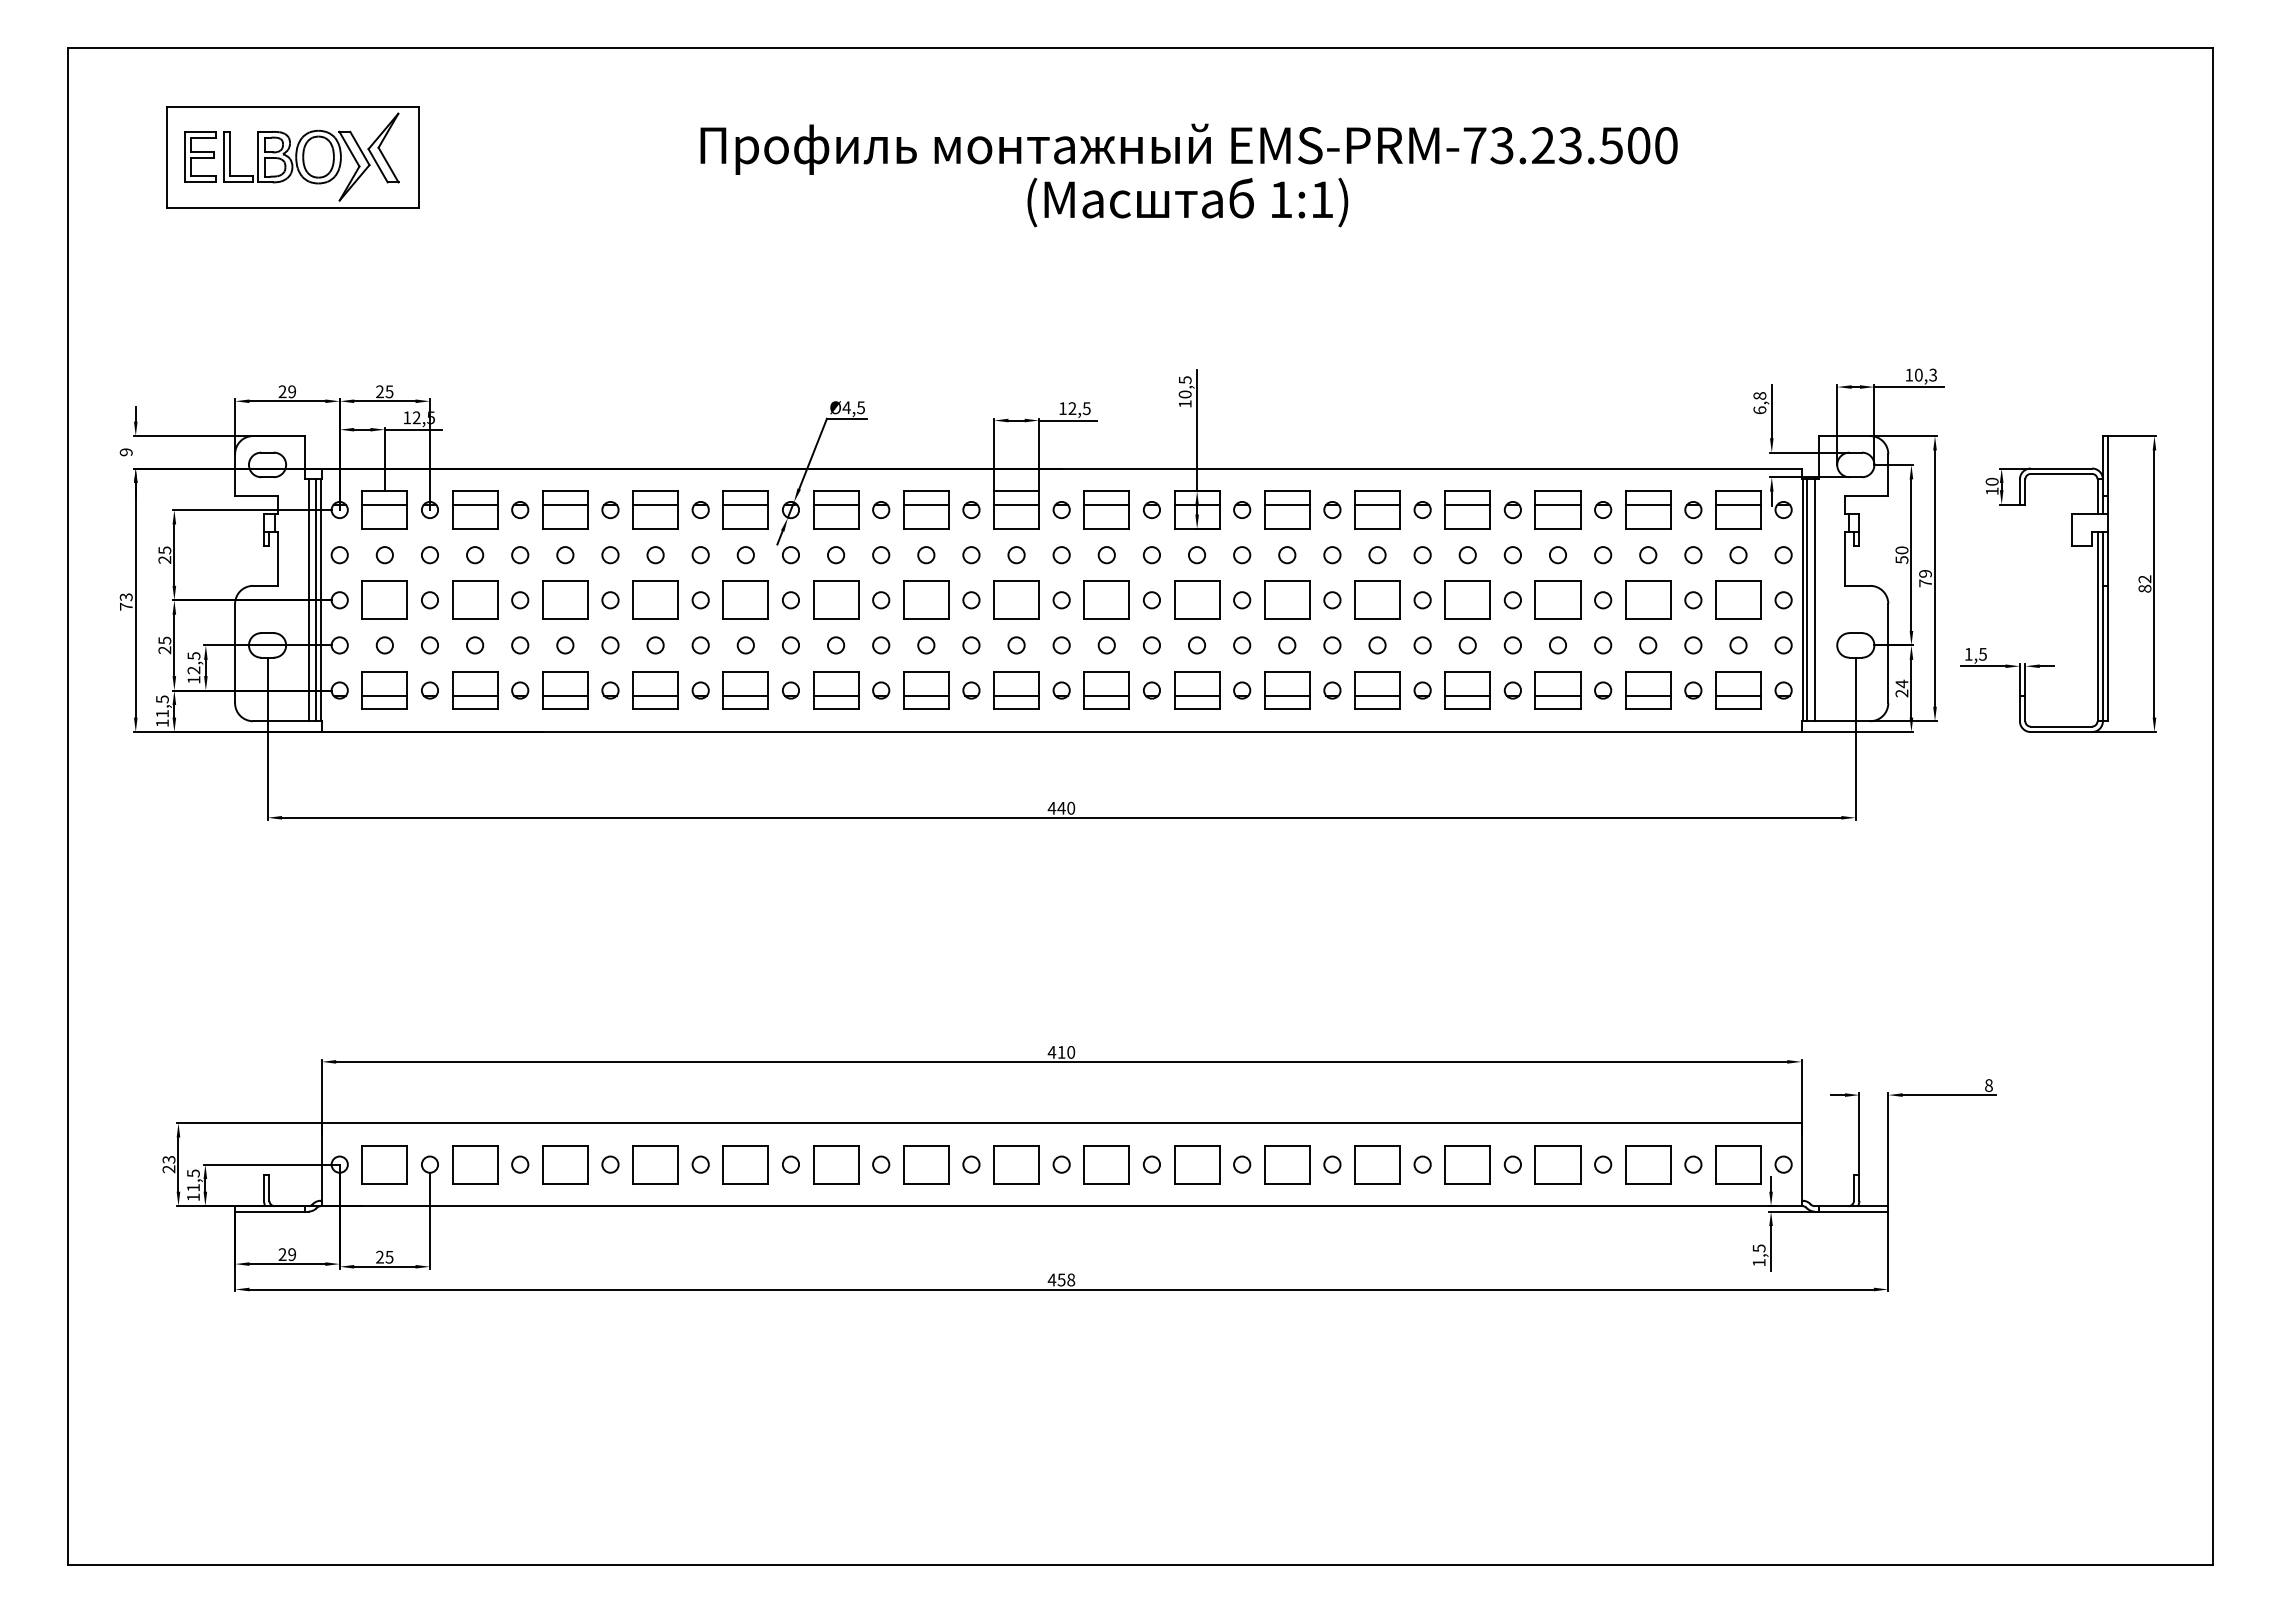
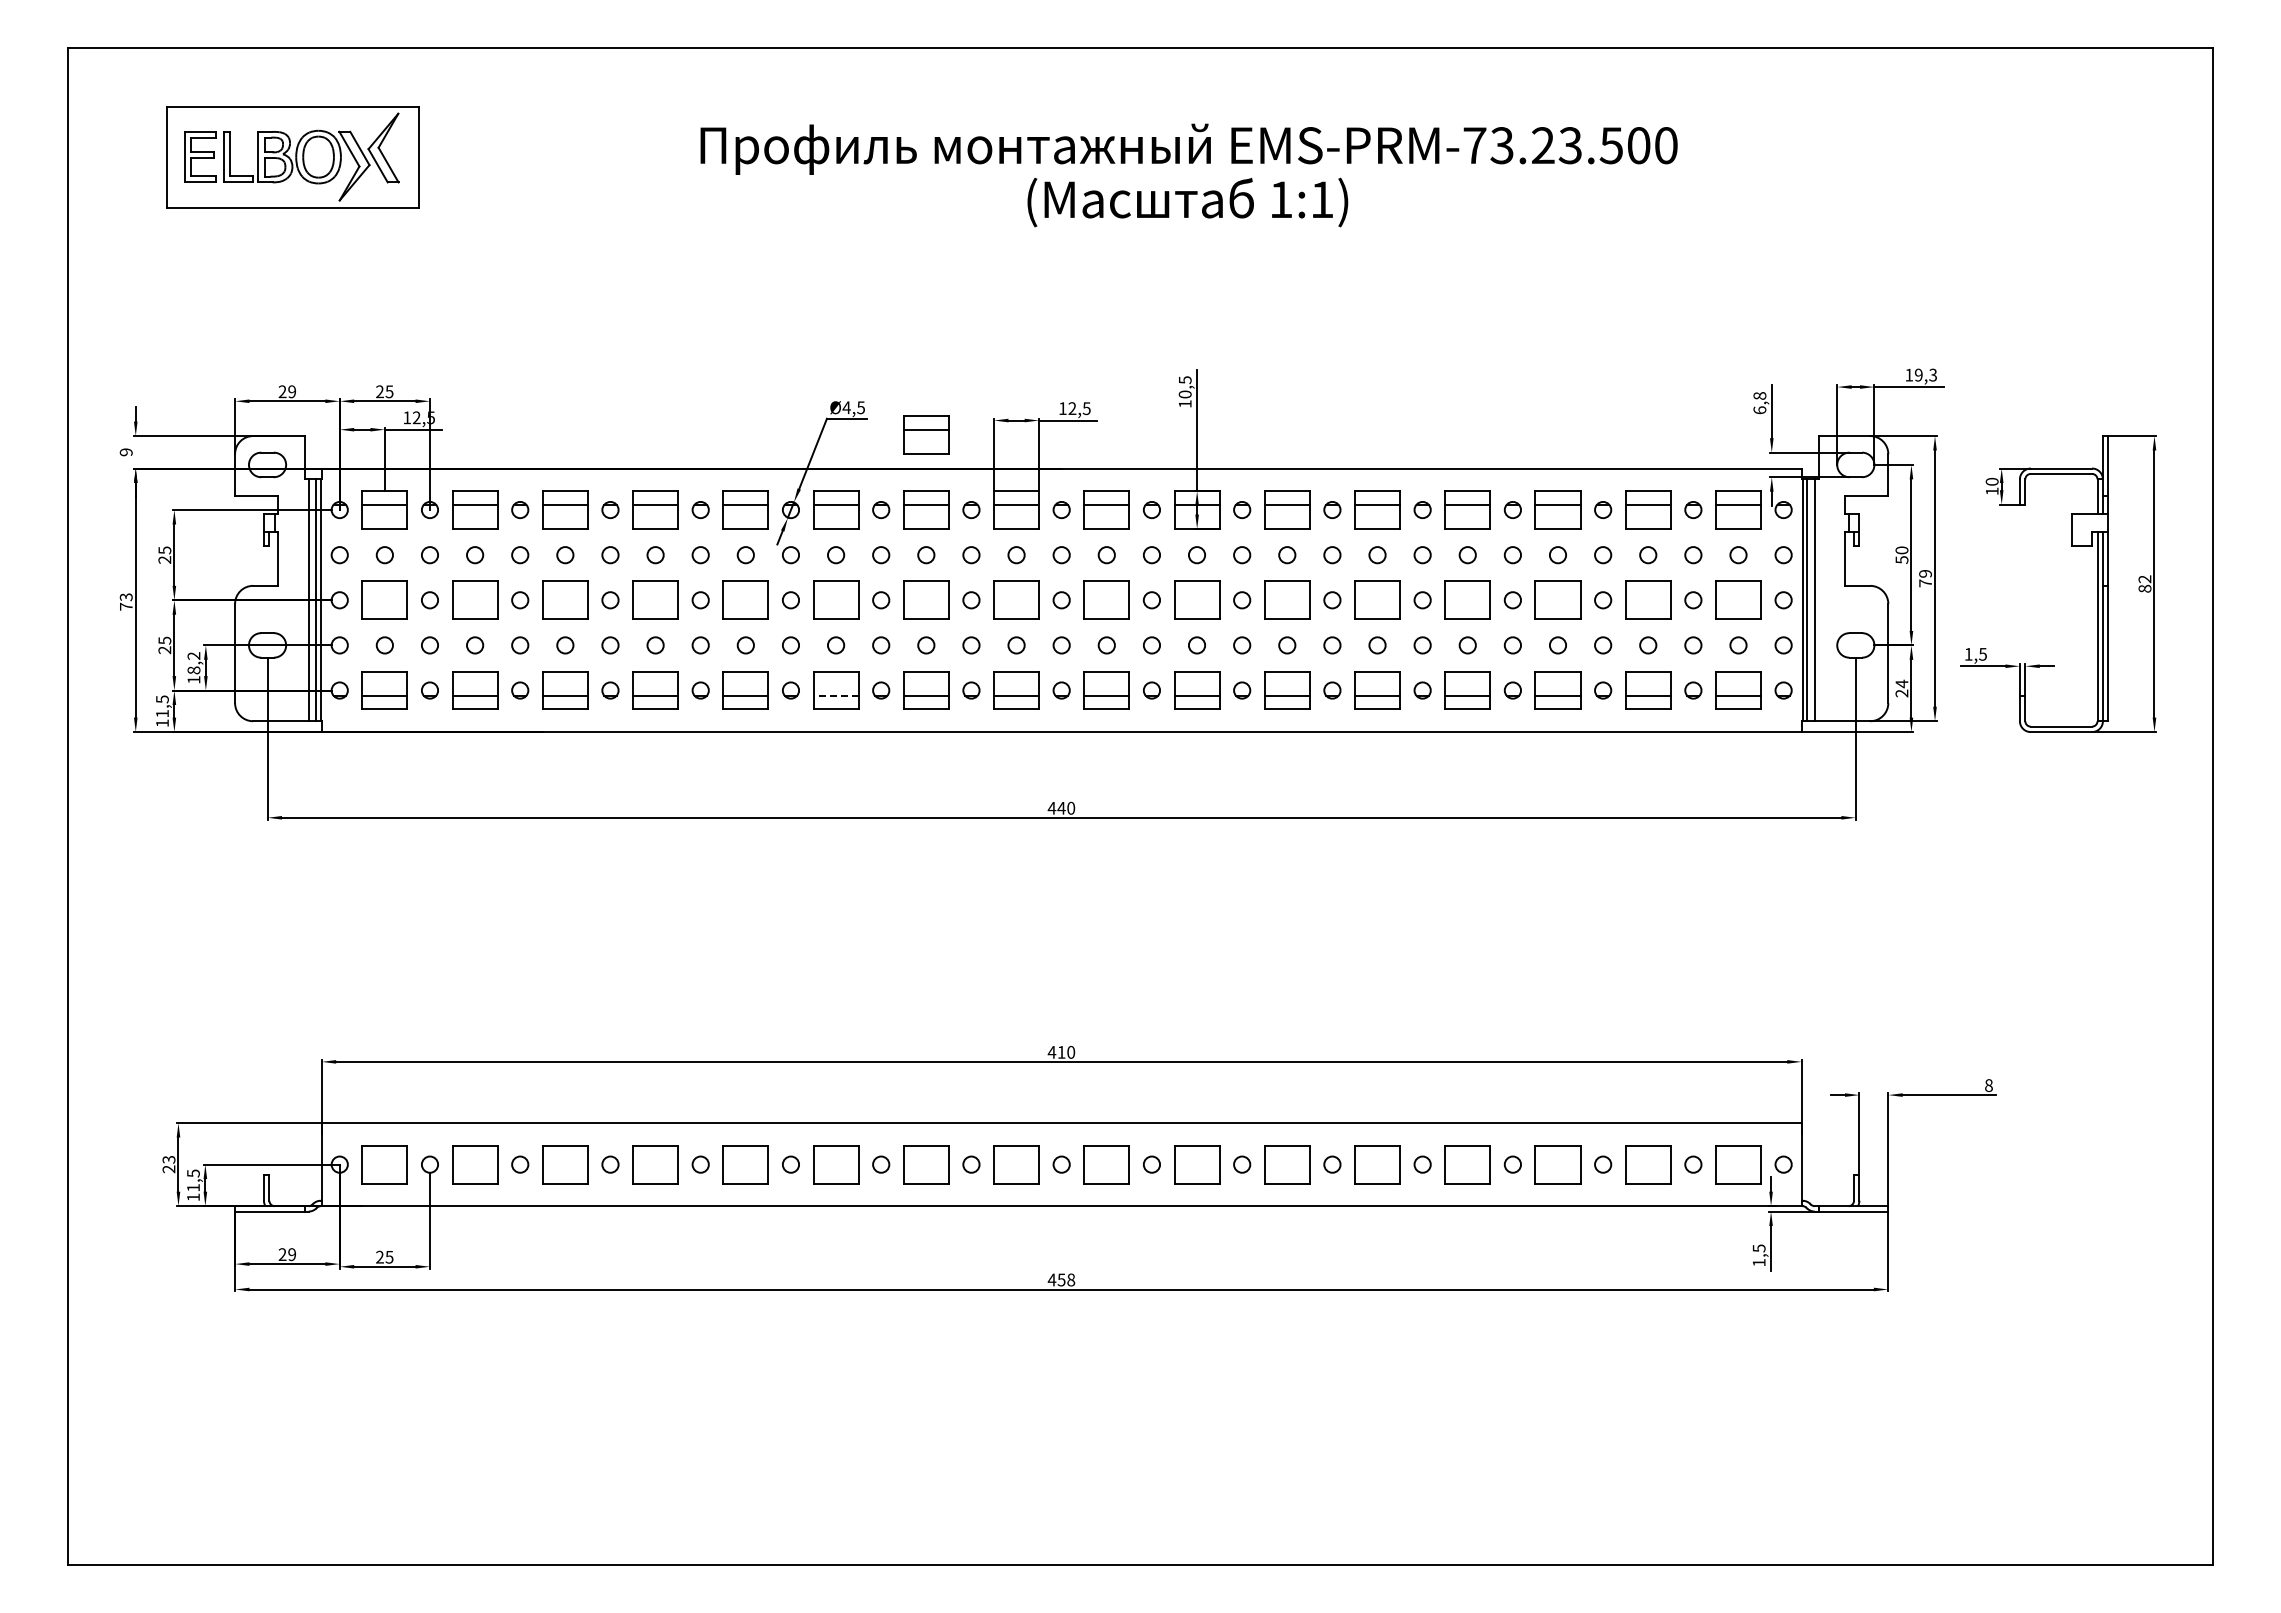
text: 10,3 -> 19,3 (1918, 374)
part: none -> present (926, 434)
text: 12,5 -> 18,2 (193, 663)
line: solid -> dashed (836, 695)
